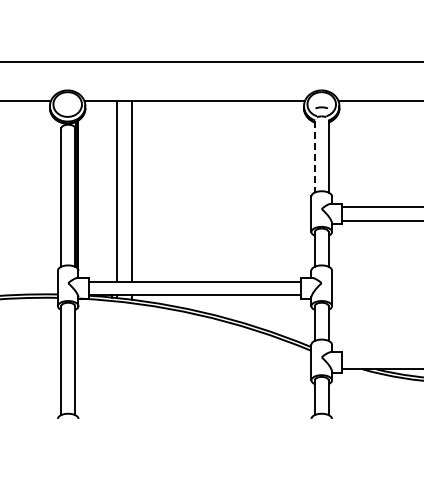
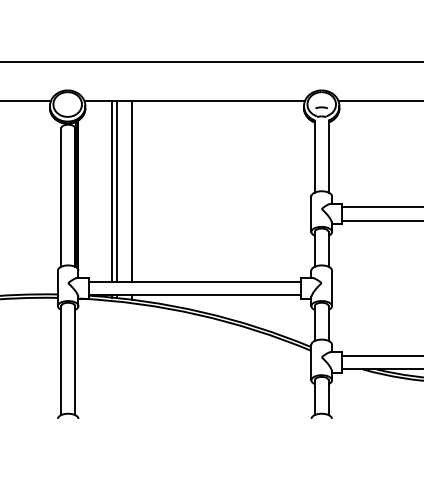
line: dashed -> solid (314, 156)
line: none -> present (111, 191)
line: none -> present (381, 355)
